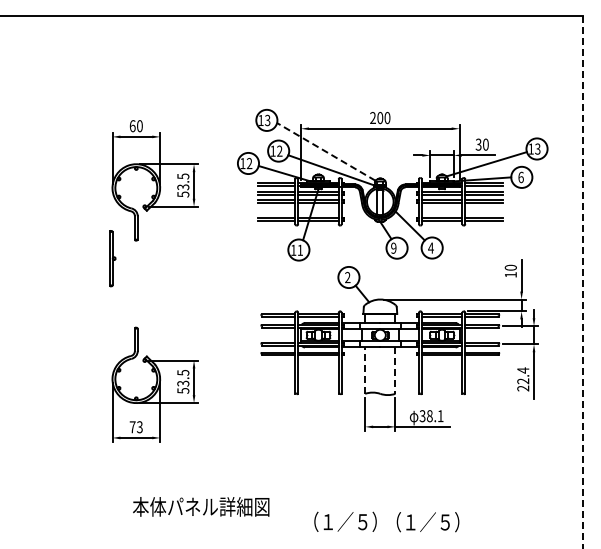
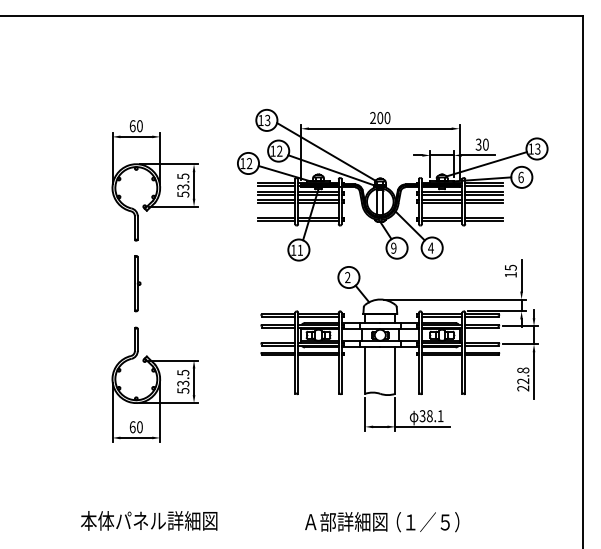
line: dashed -> solid (326, 151)
part position: (112, 258) -> (137, 283) (137, 283)
text: 10 -> 15 (510, 267)
line: dashed -> solid (582, 282)
line: dashed -> solid (365, 370)
text: 22.4 -> 22.8 (523, 370)
line: dashed -> solid (395, 371)
text: 73 -> 60 (135, 427)
text position: (201, 506) -> (149, 520) (149, 520)
text: （１／５） -> Ａ部詳細図 (346, 521)
